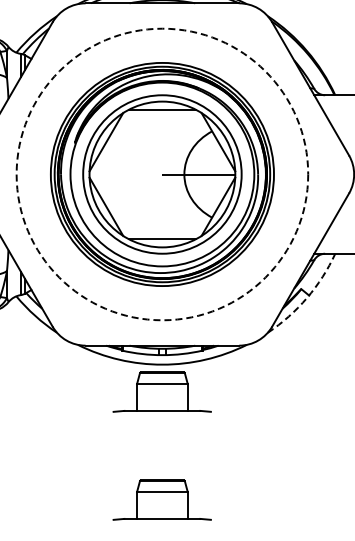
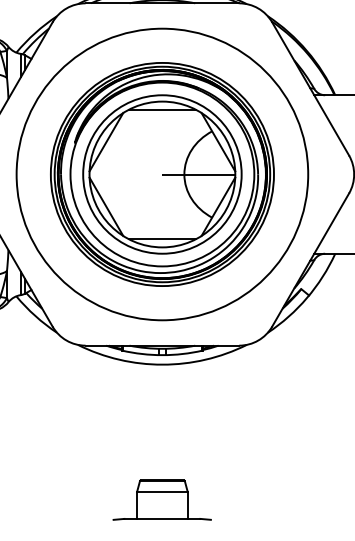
circle: dashed -> solid (162, 174)
arc: dashed -> solid (307, 297)
part: present -> none (161, 391)
